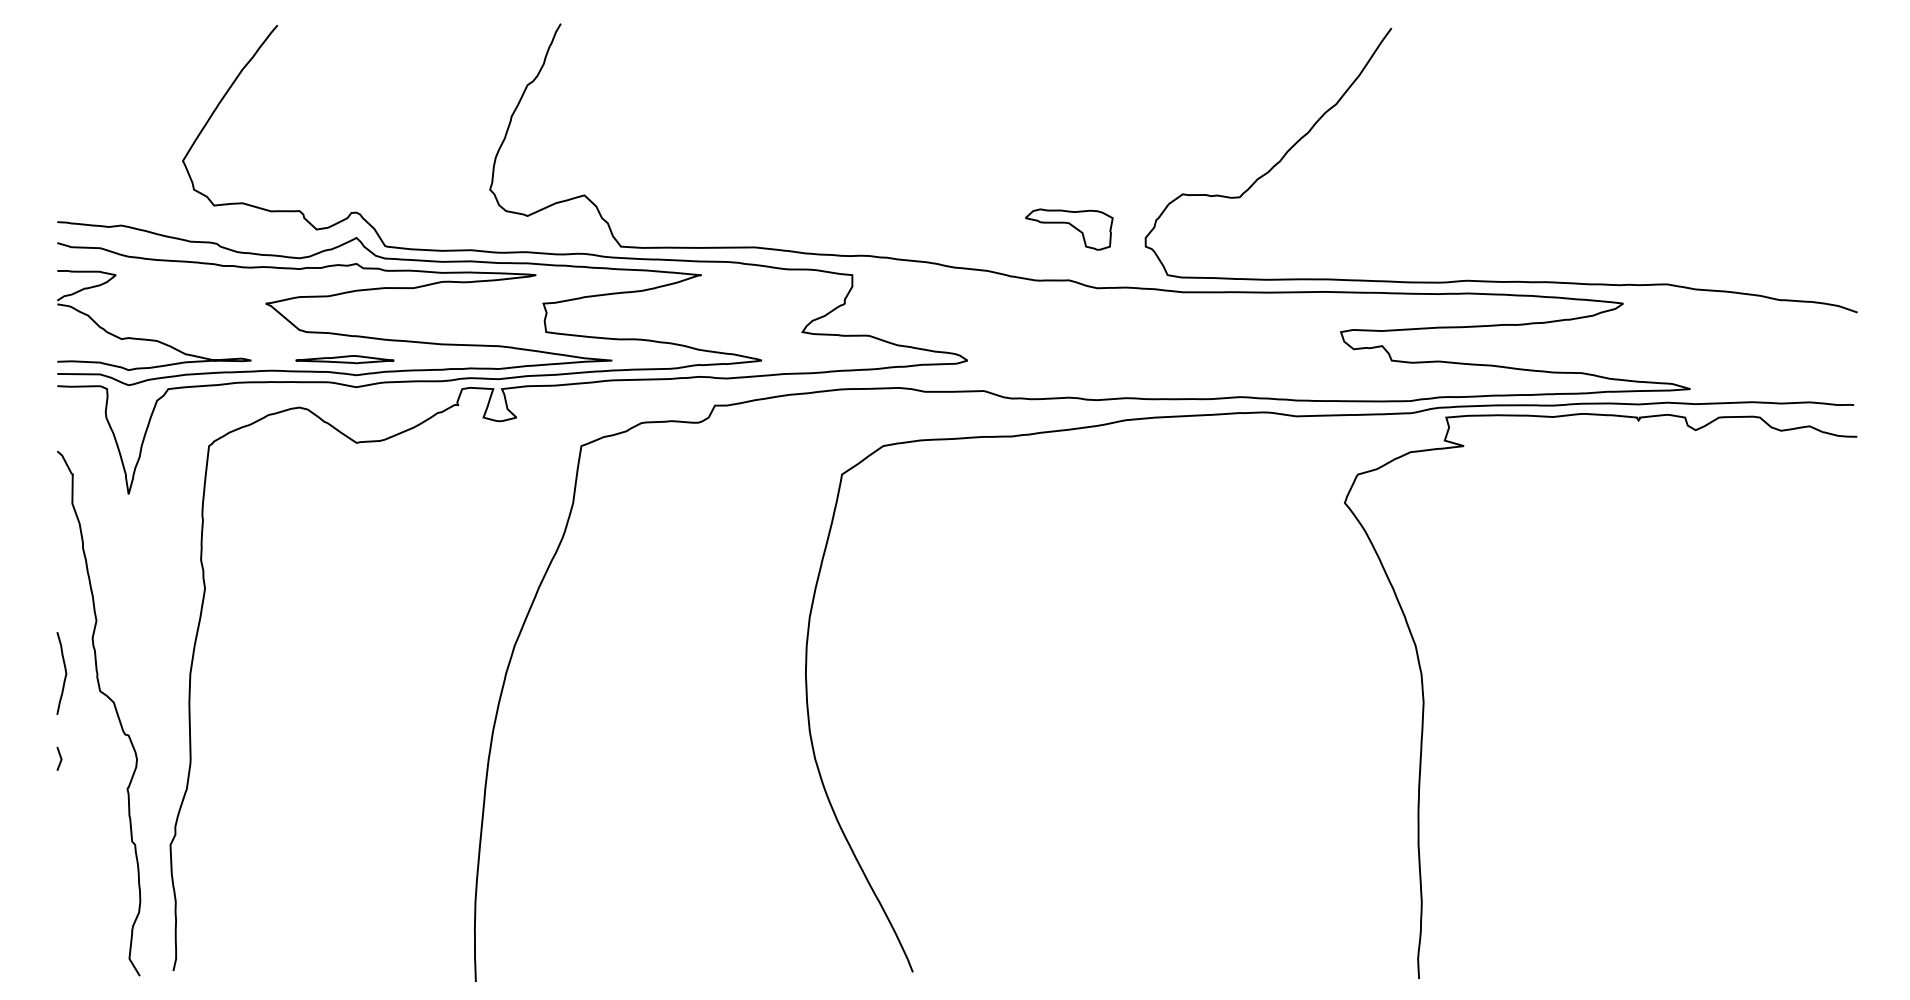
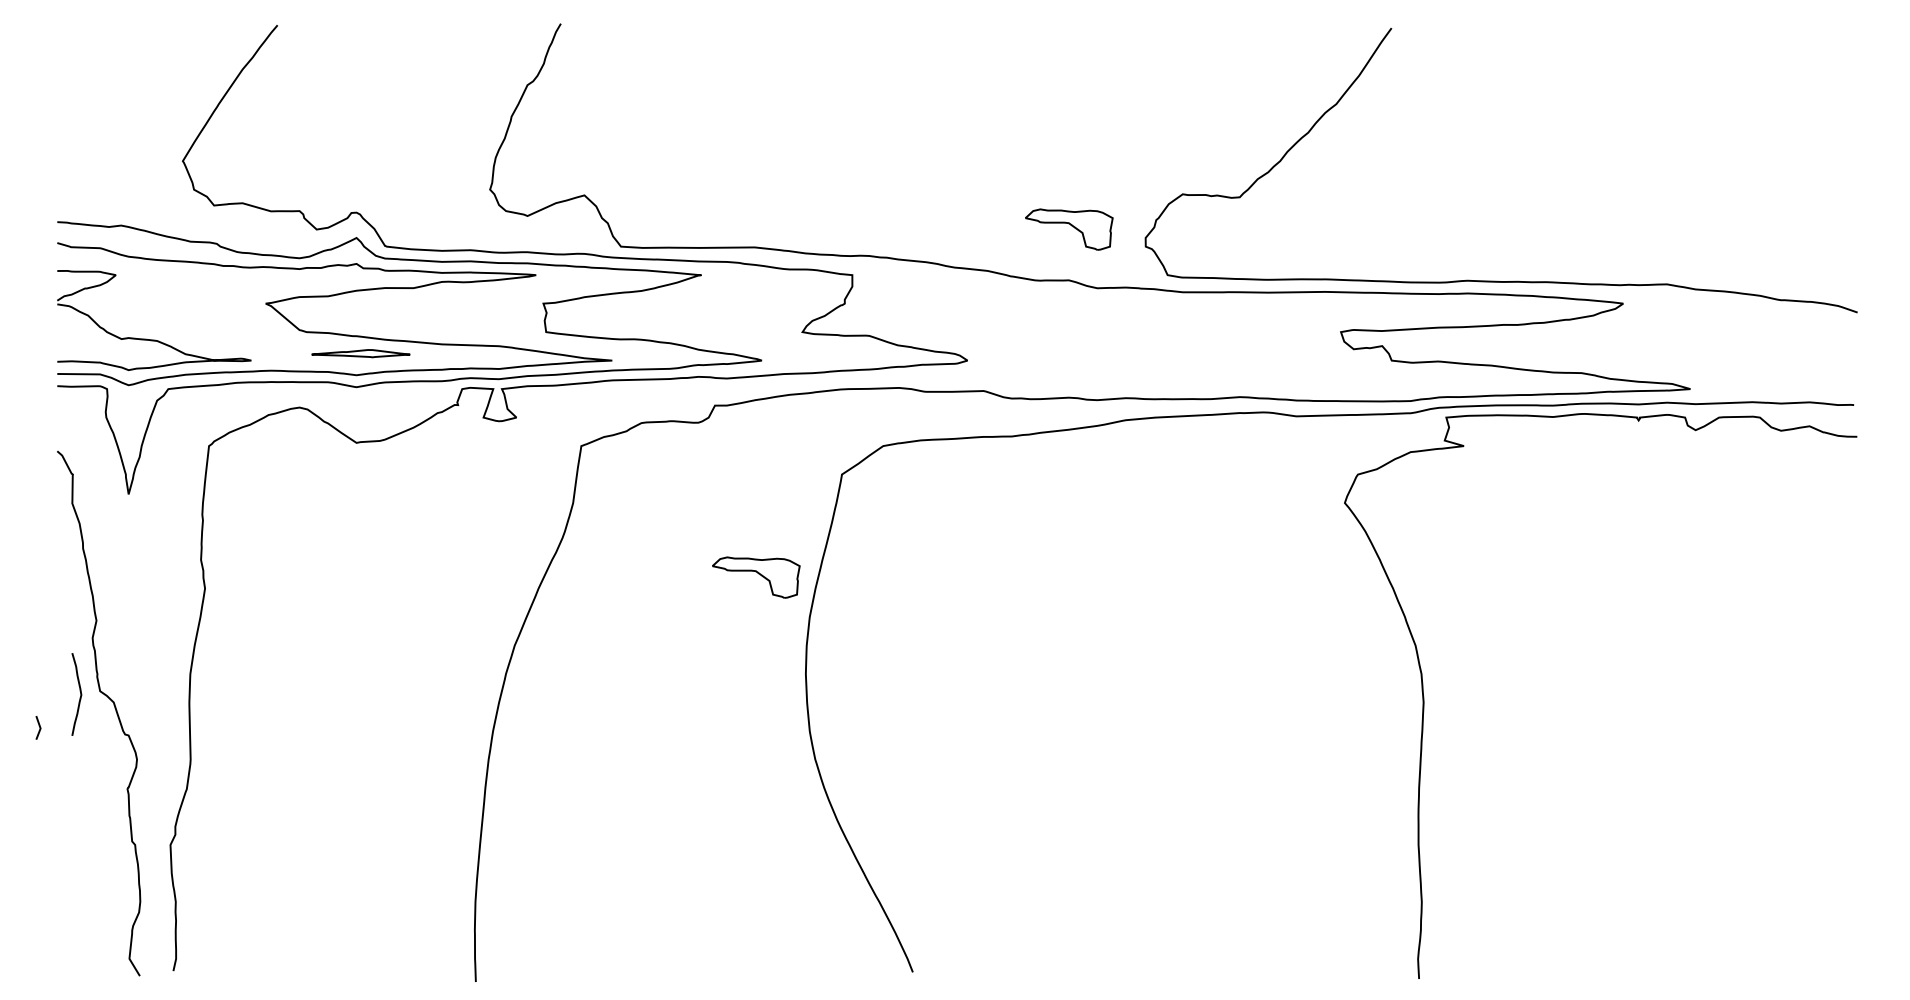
part position: (344, 359) -> (360, 353) (360, 353)
part: none -> present (756, 577)
curve position: (65, 673) -> (80, 694) (80, 694)
line position: (60, 758) -> (39, 727) (39, 727)
